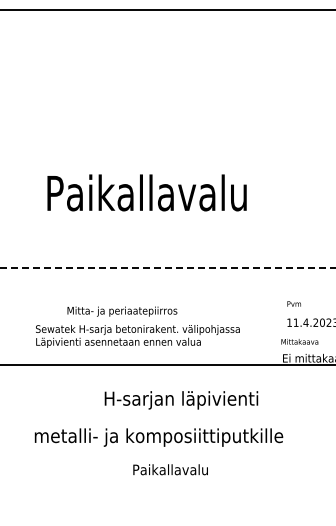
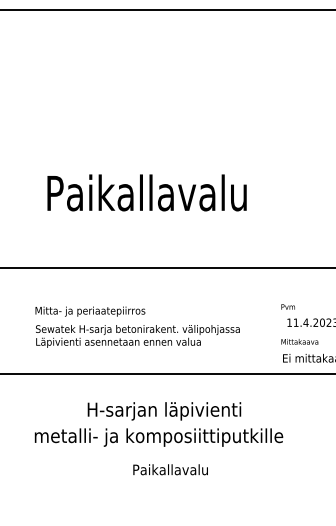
line: dashed -> solid (167, 267)
text position: (293, 303) -> (287, 306) (287, 306)
text position: (122, 311) -> (90, 311) (90, 311)
line position: (167, 365) -> (167, 374) (167, 374)
text position: (181, 400) -> (164, 411) (164, 411)
